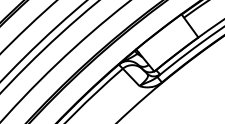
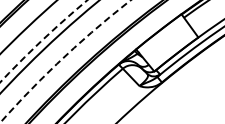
arc: solid -> dashed (42, 40)
circle: solid -> dashed (65, 61)
